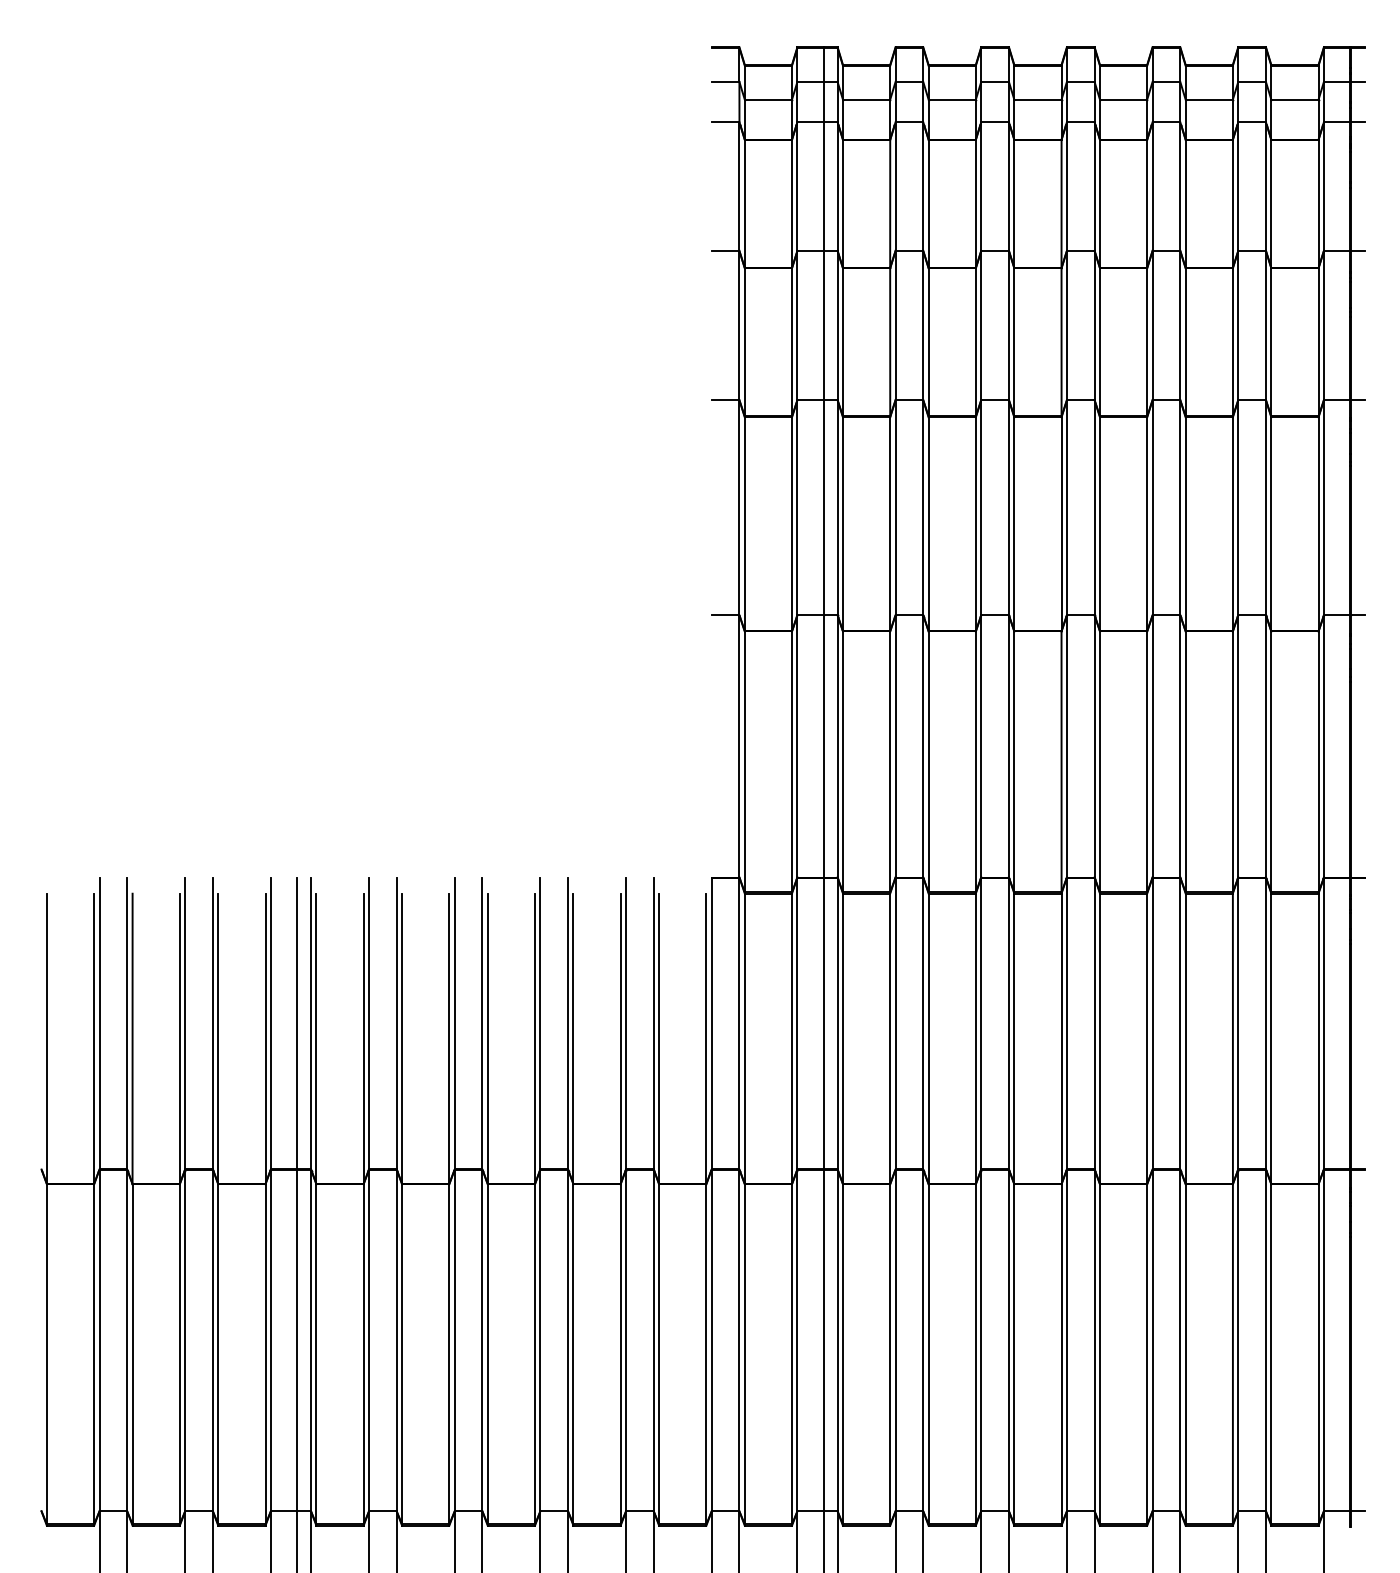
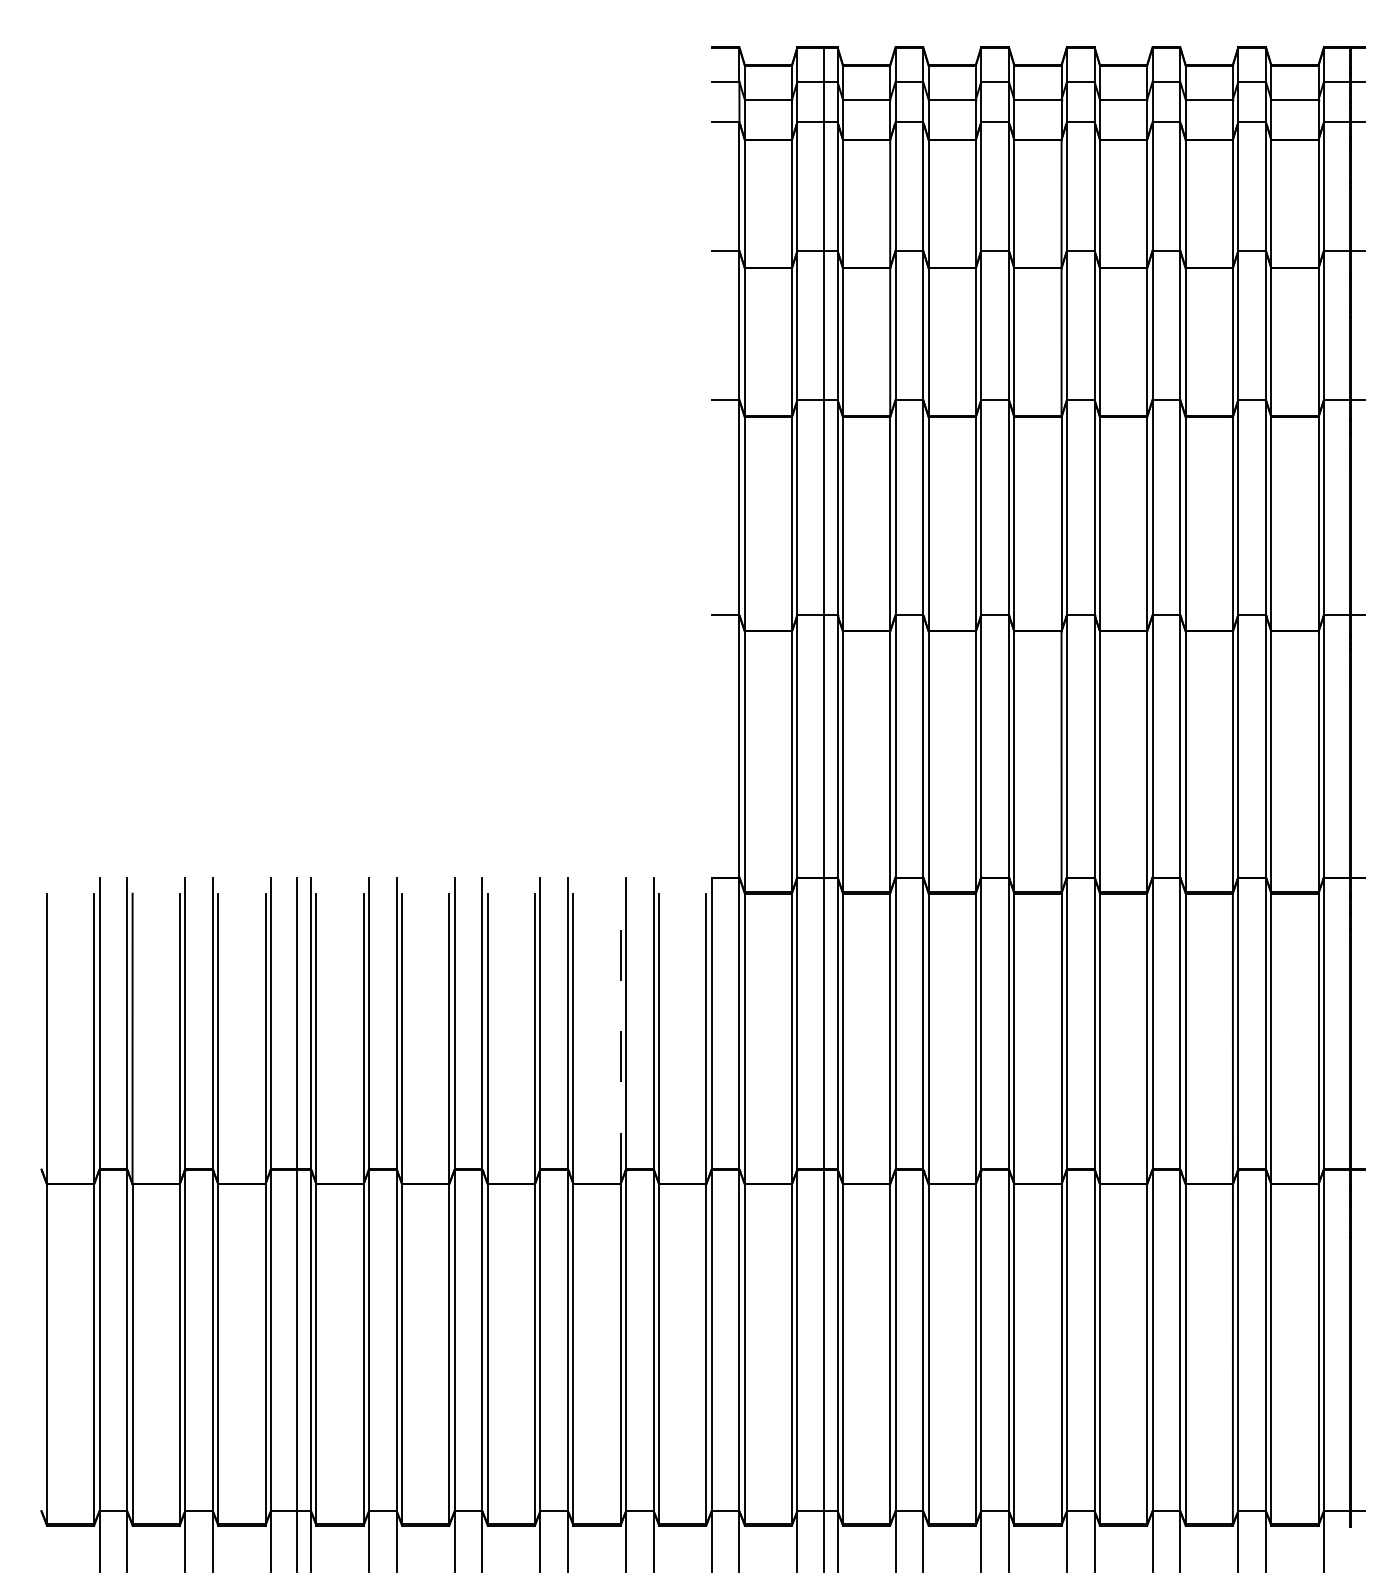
line: solid -> dashed (620, 1038)
